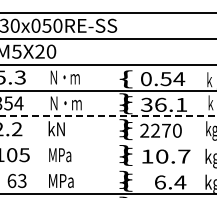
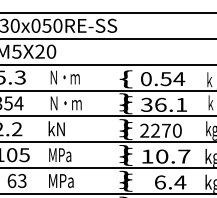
line: dashed -> solid (108, 116)
line: none -> present (107, 142)
line: none -> present (107, 168)
